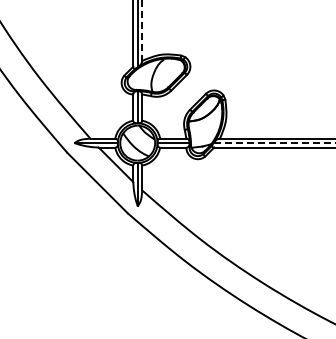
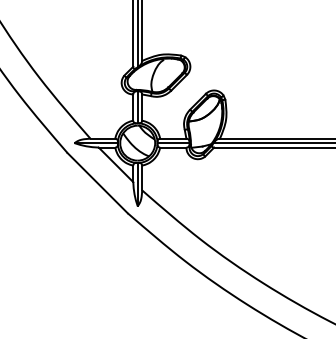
line: dashed -> solid (142, 31)
line: dashed -> solid (274, 143)
